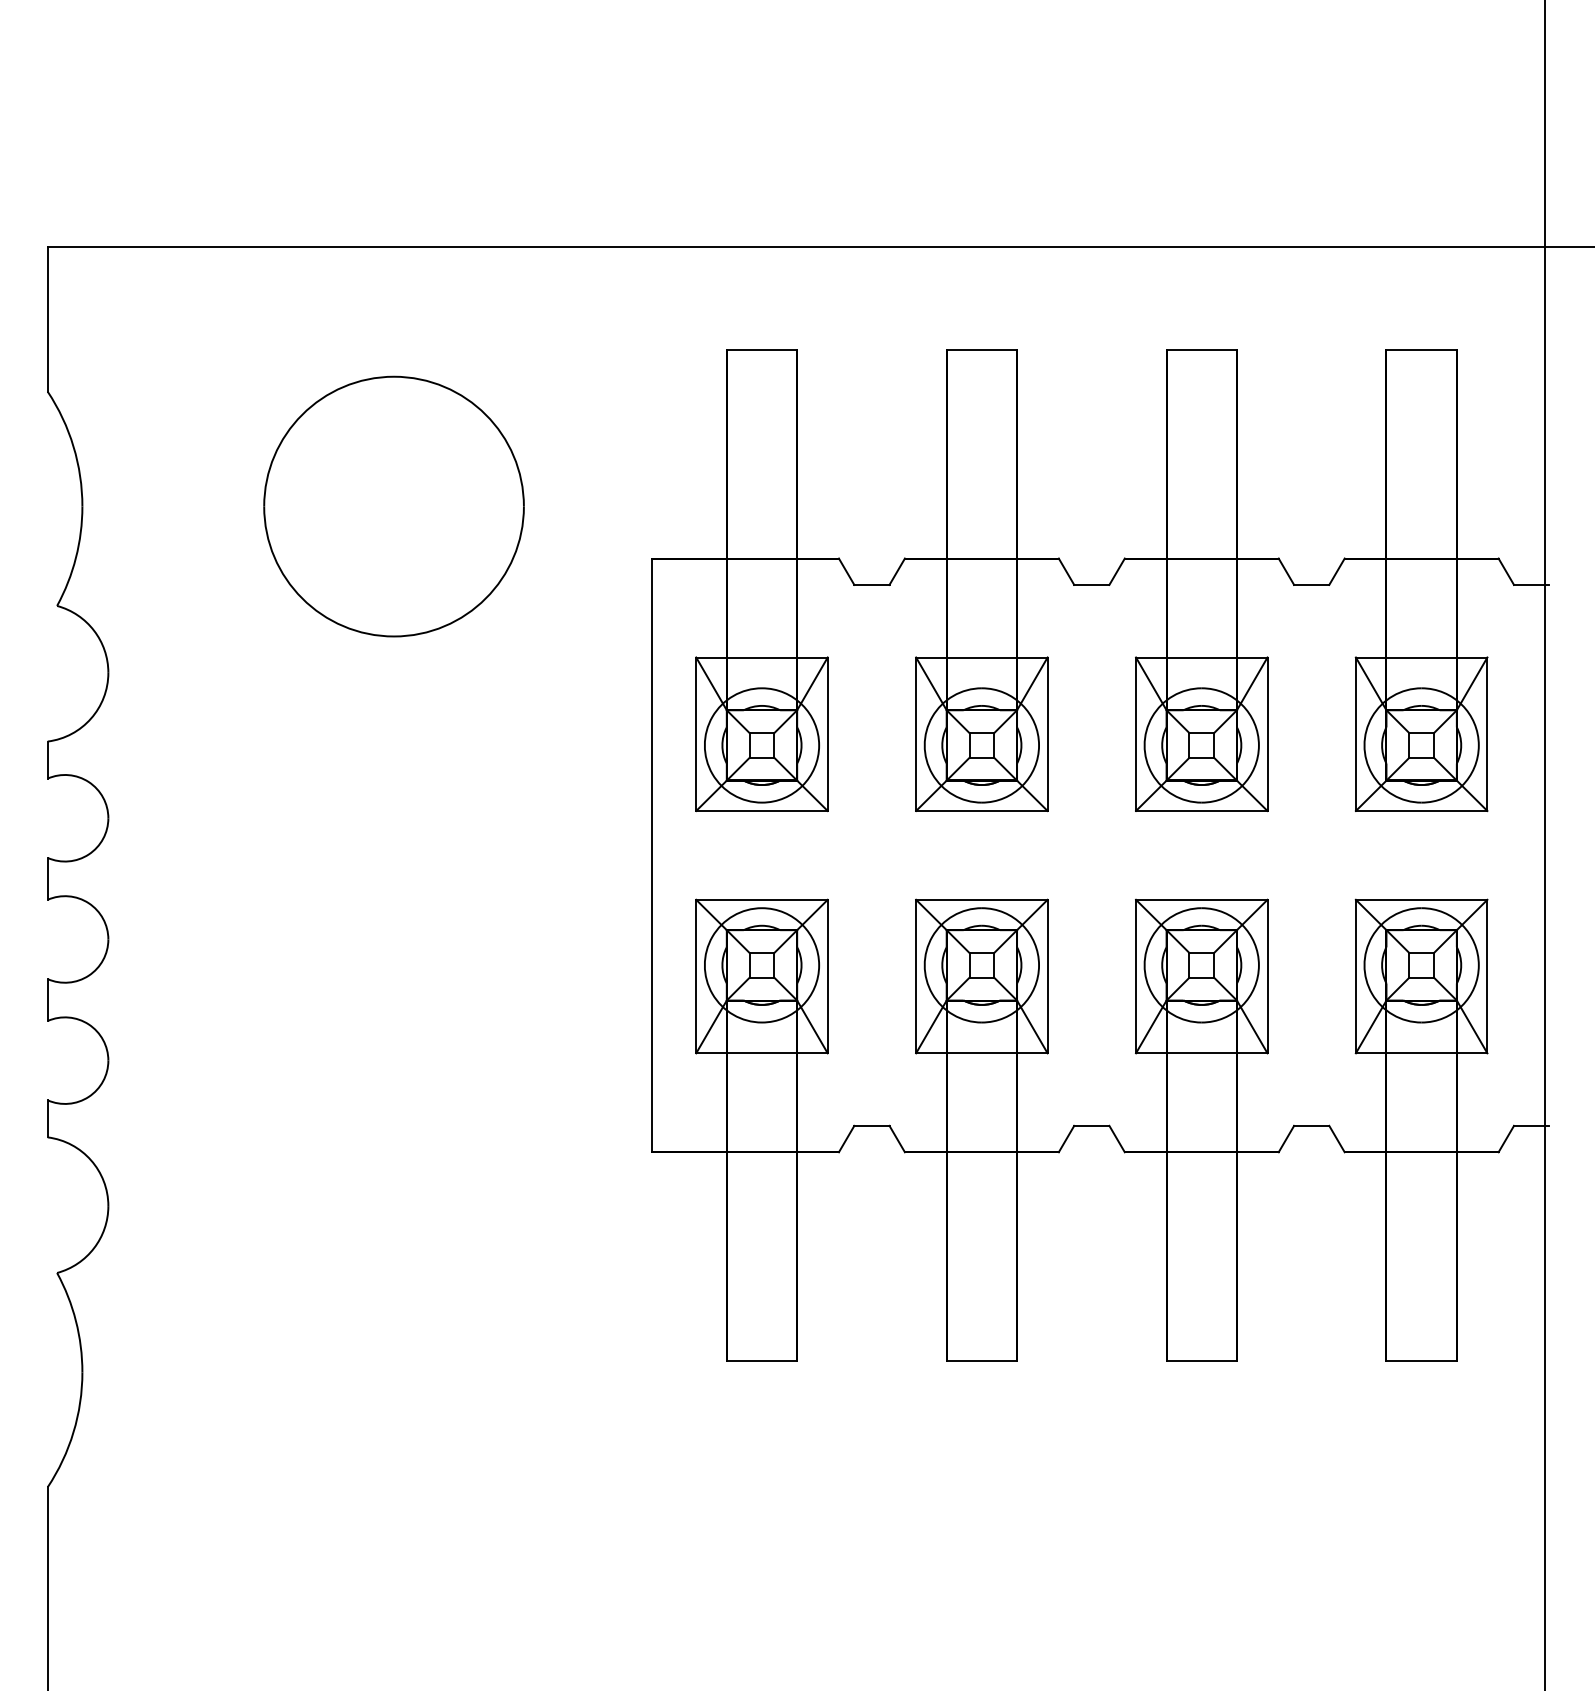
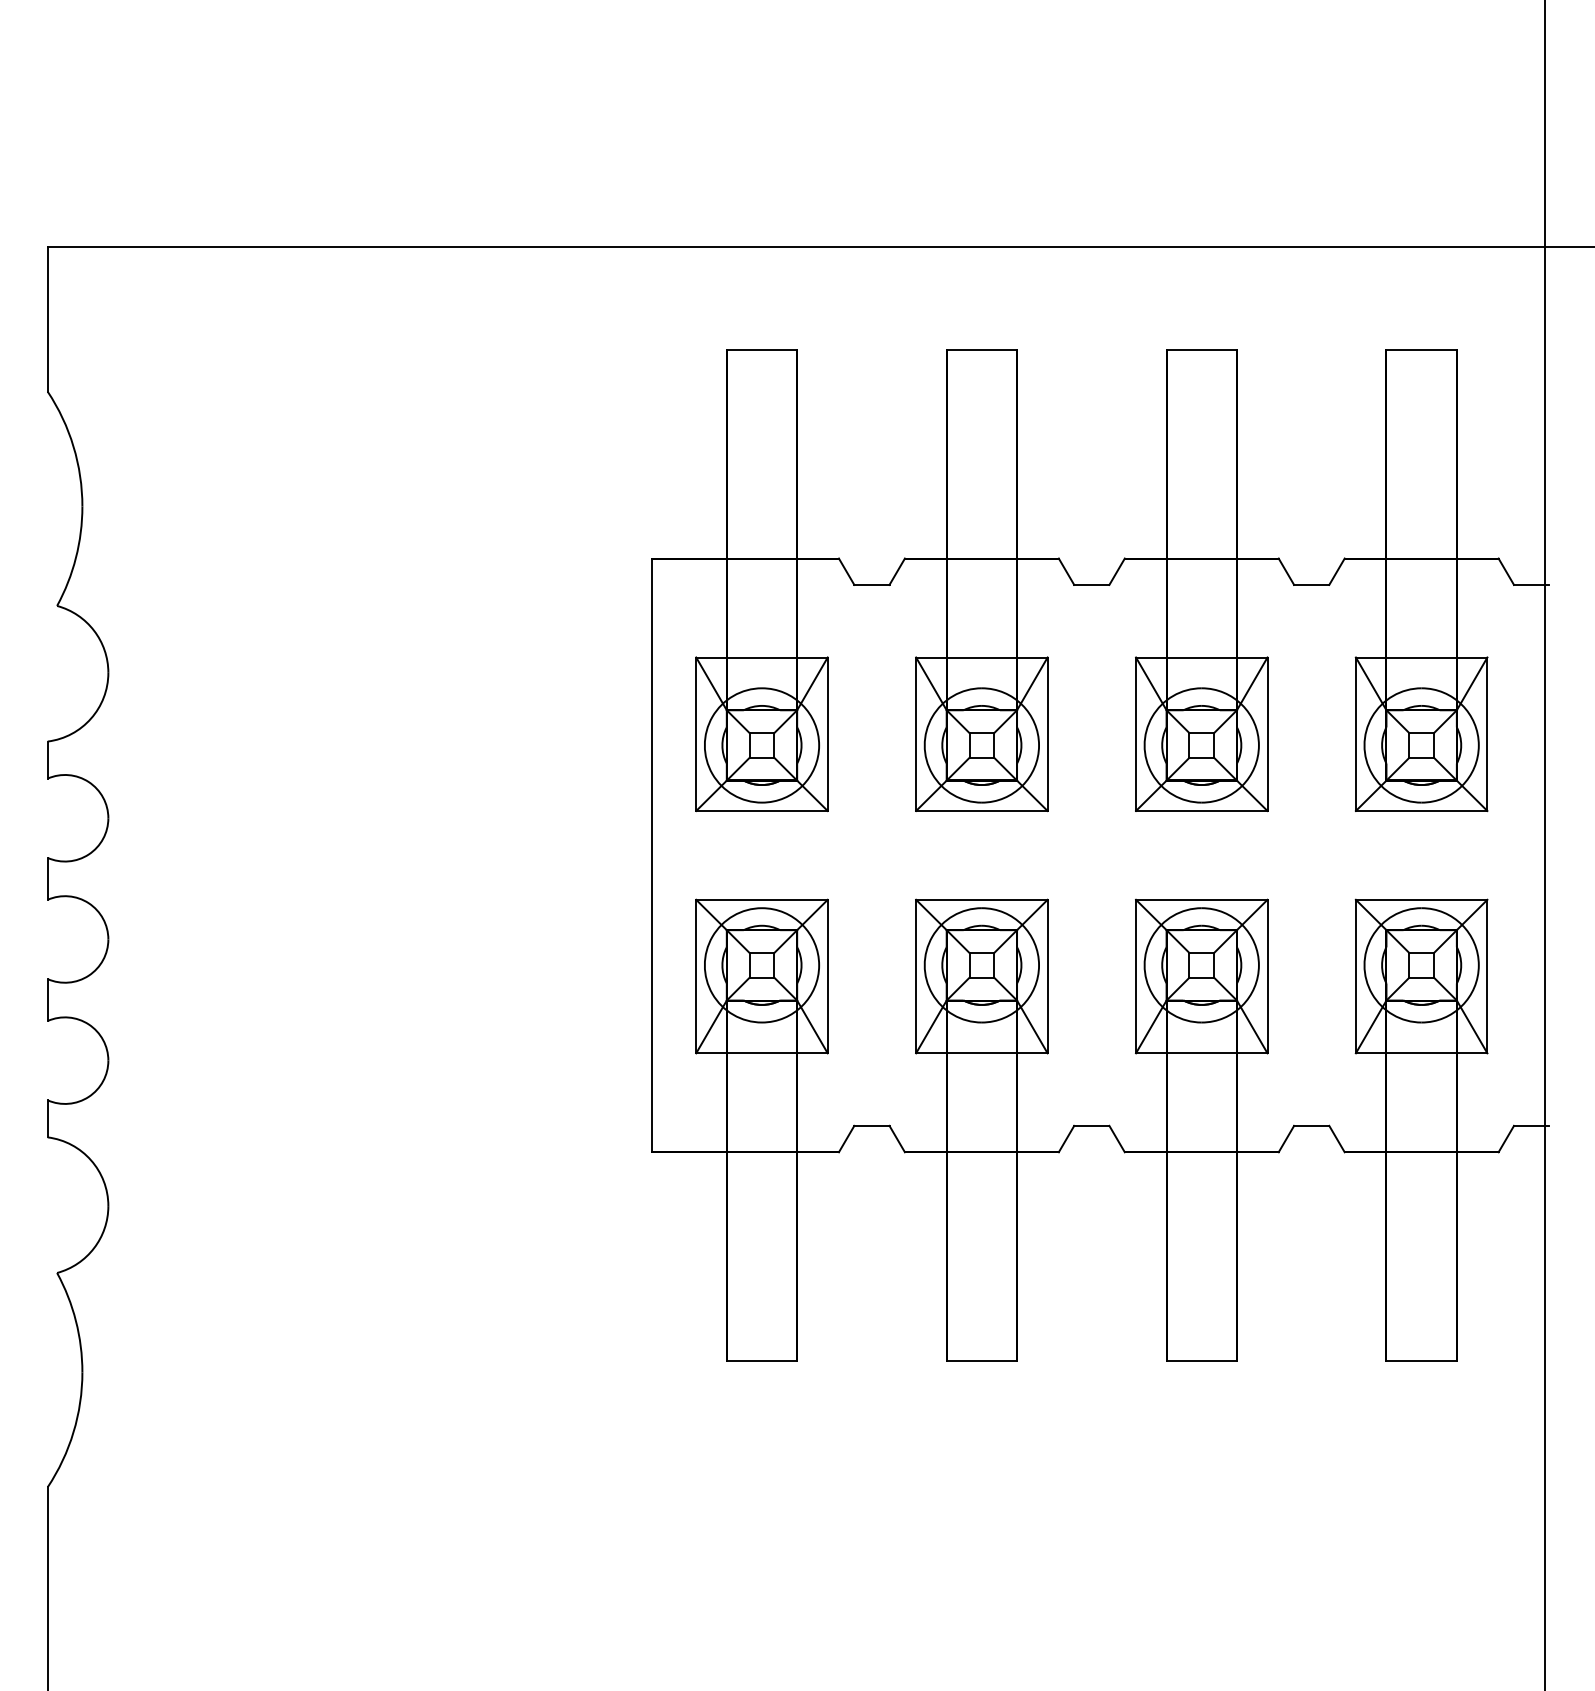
part: present -> none (393, 506)
